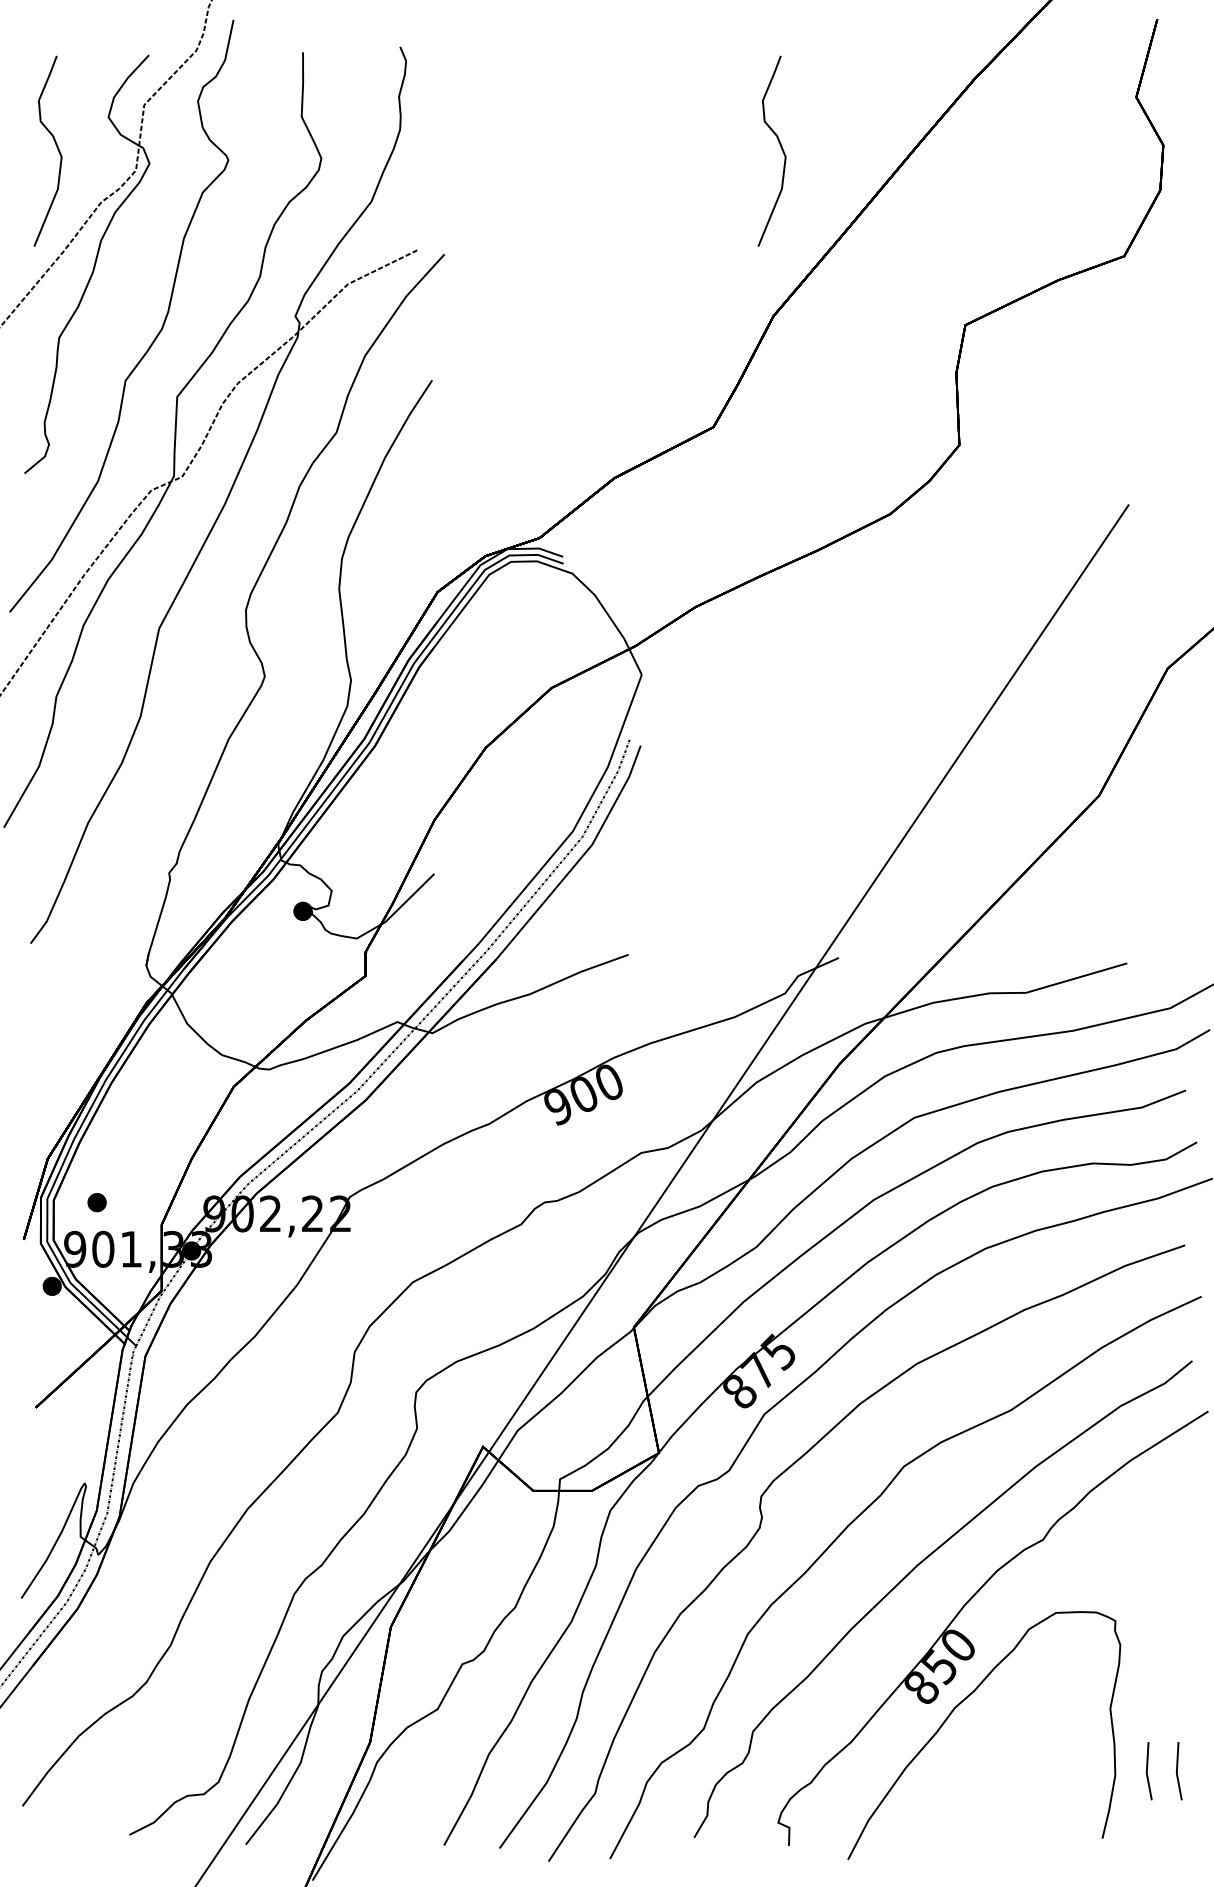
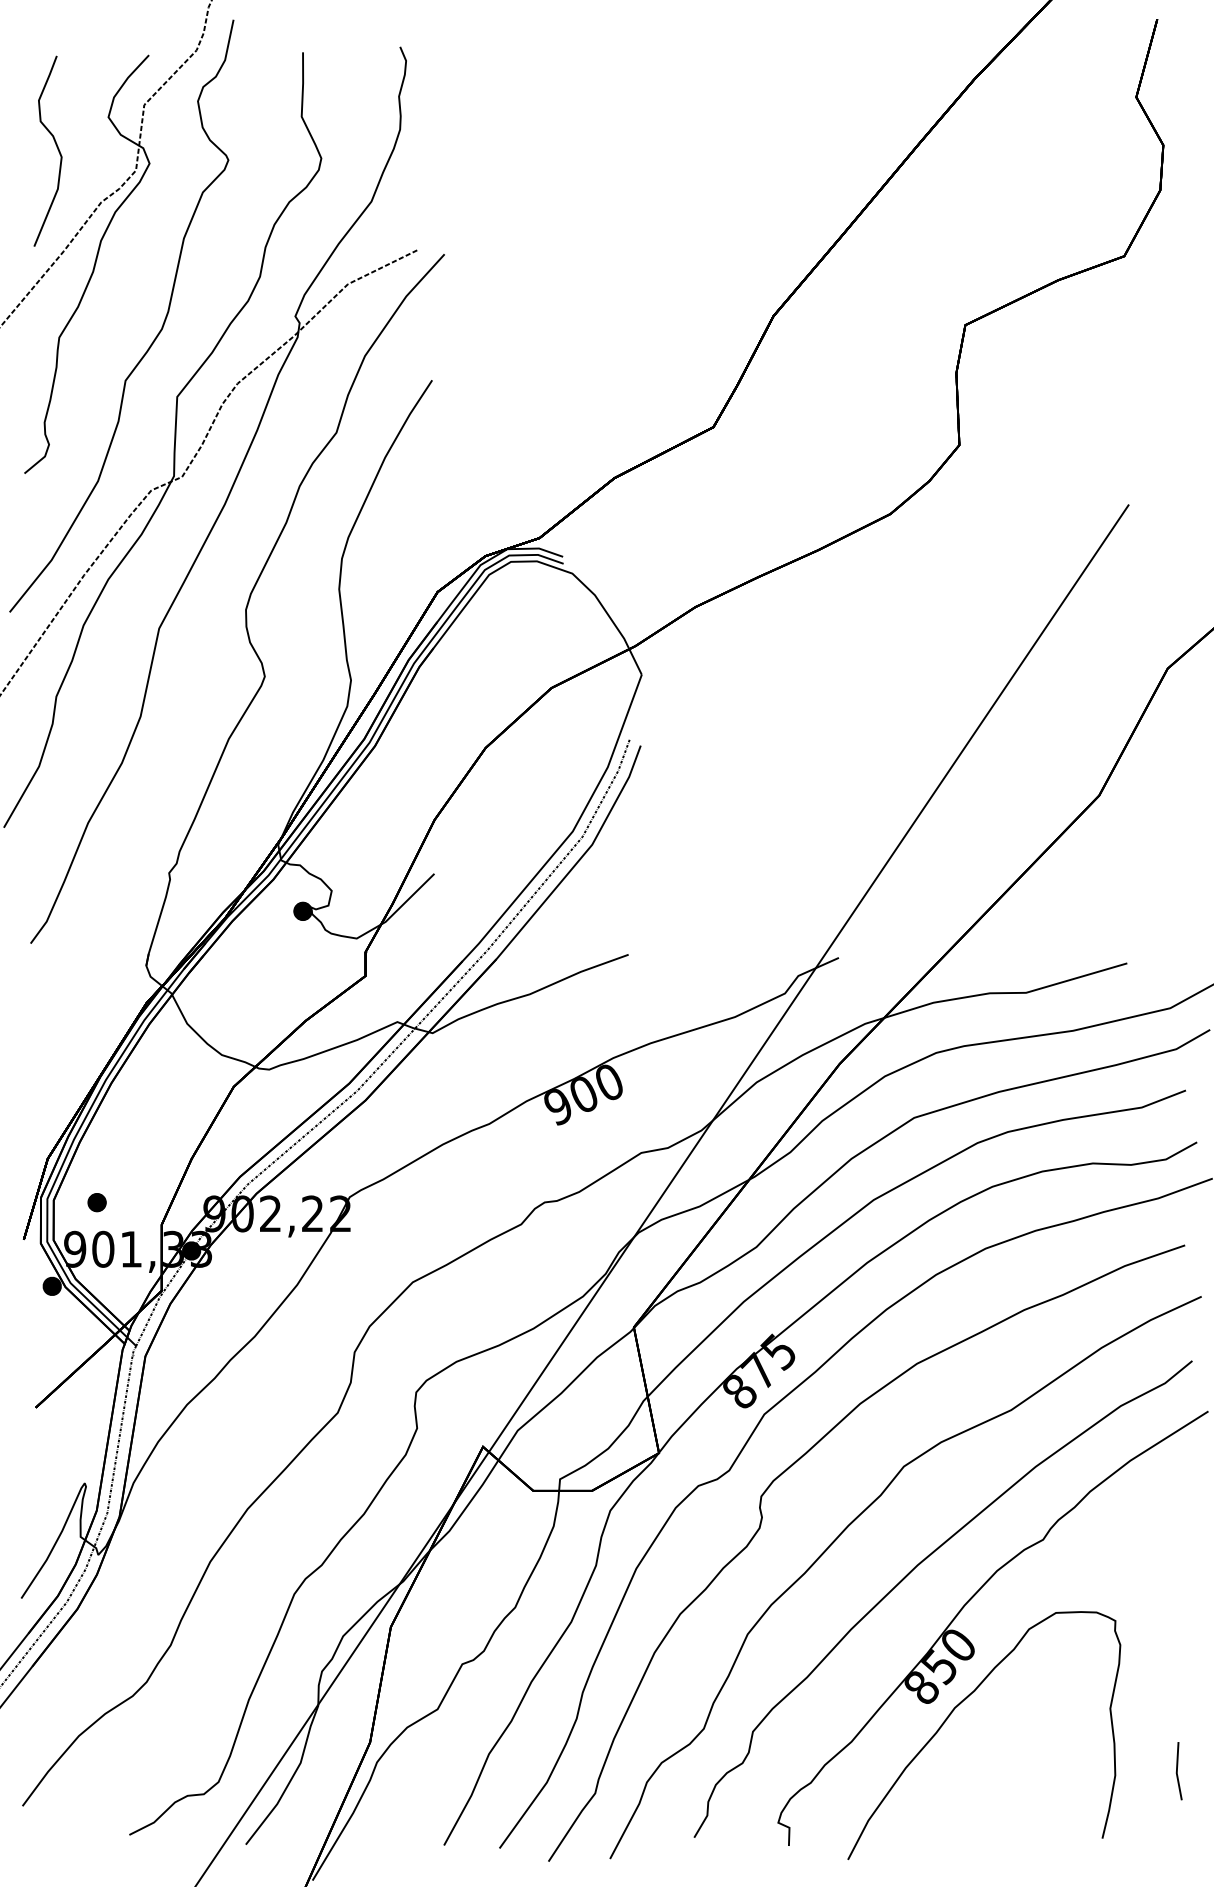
curve: present -> none (780, 147)
line: present -> none (1147, 1771)
